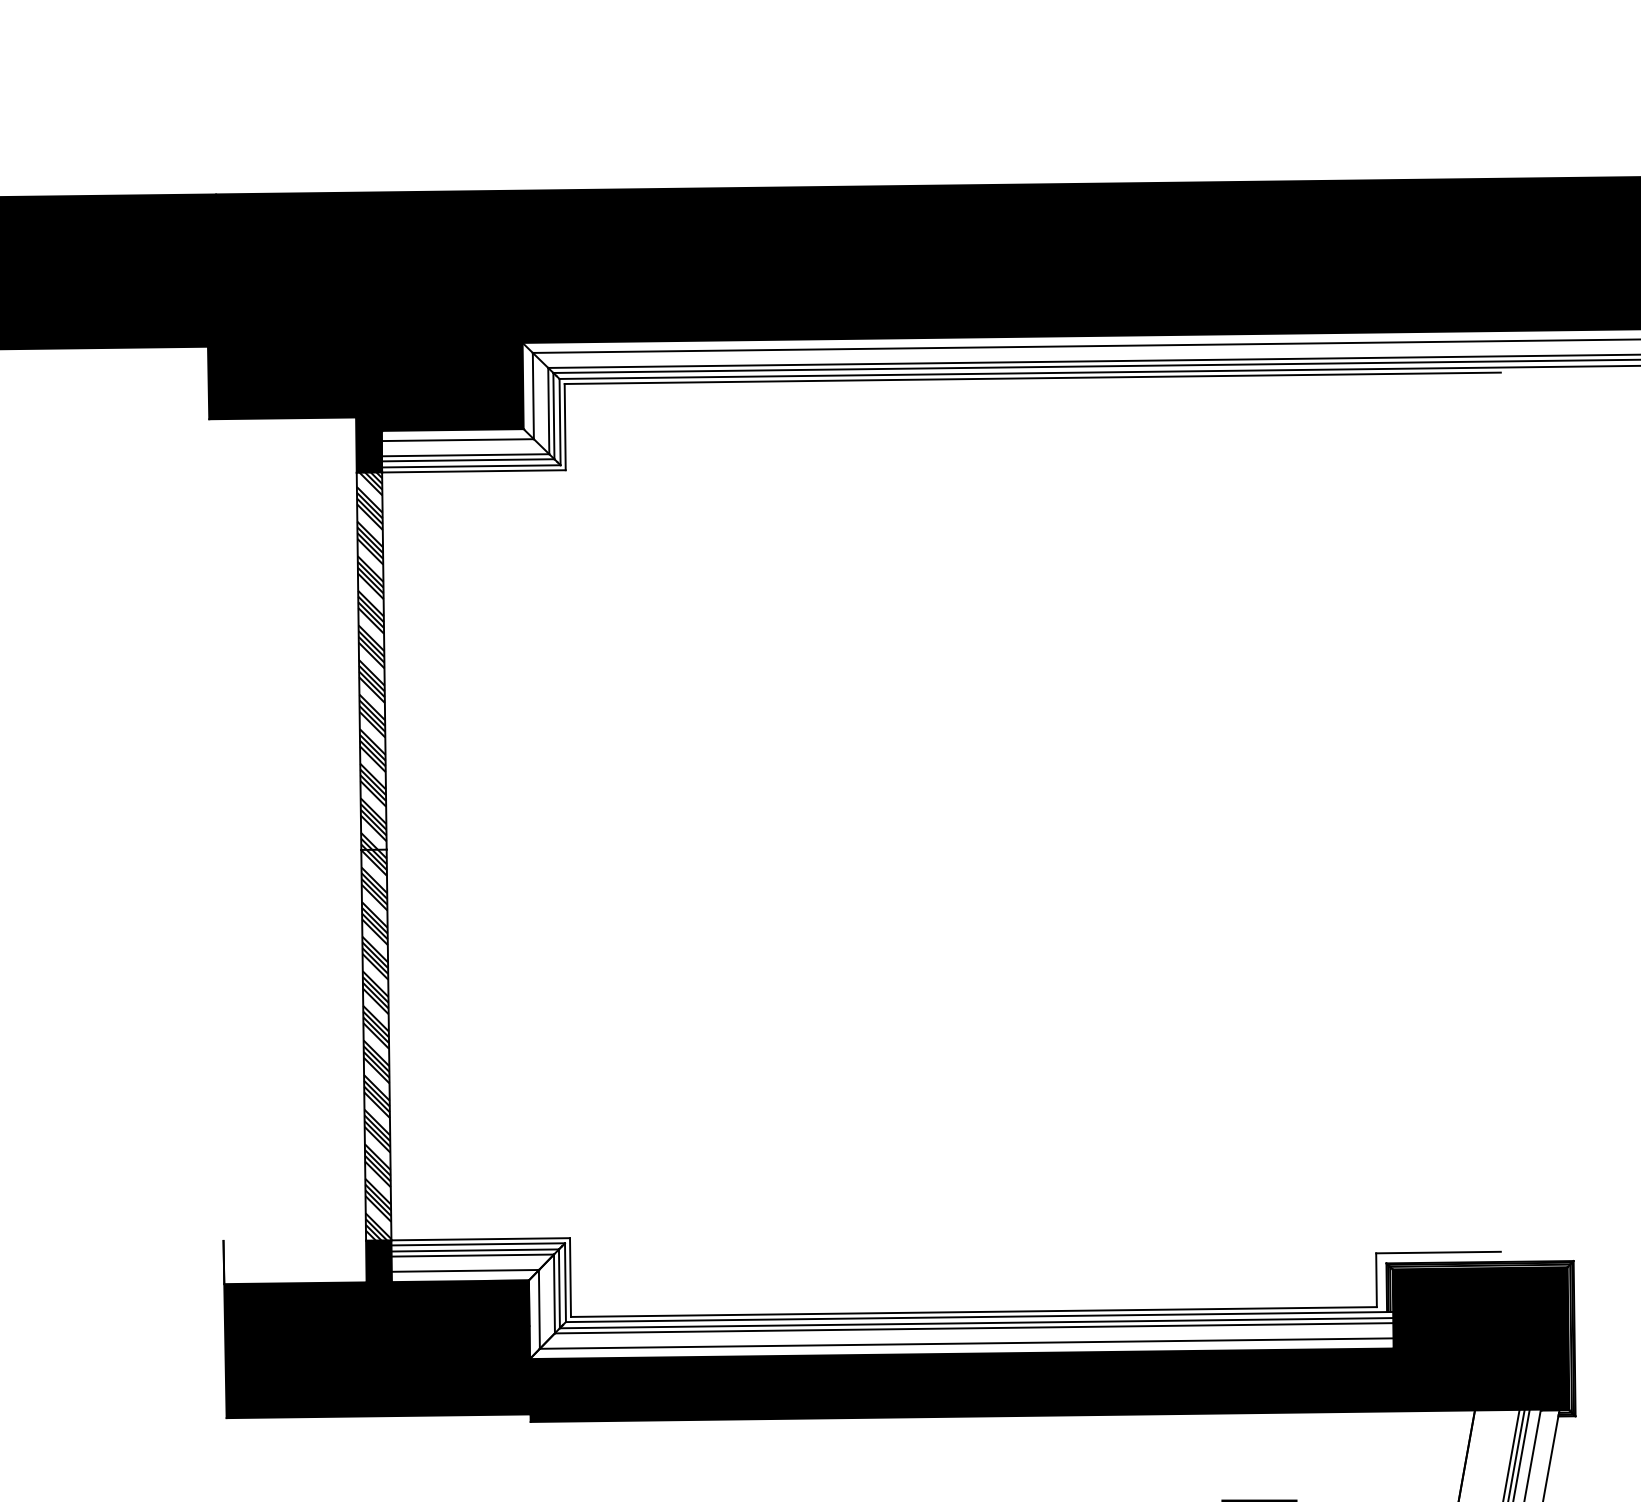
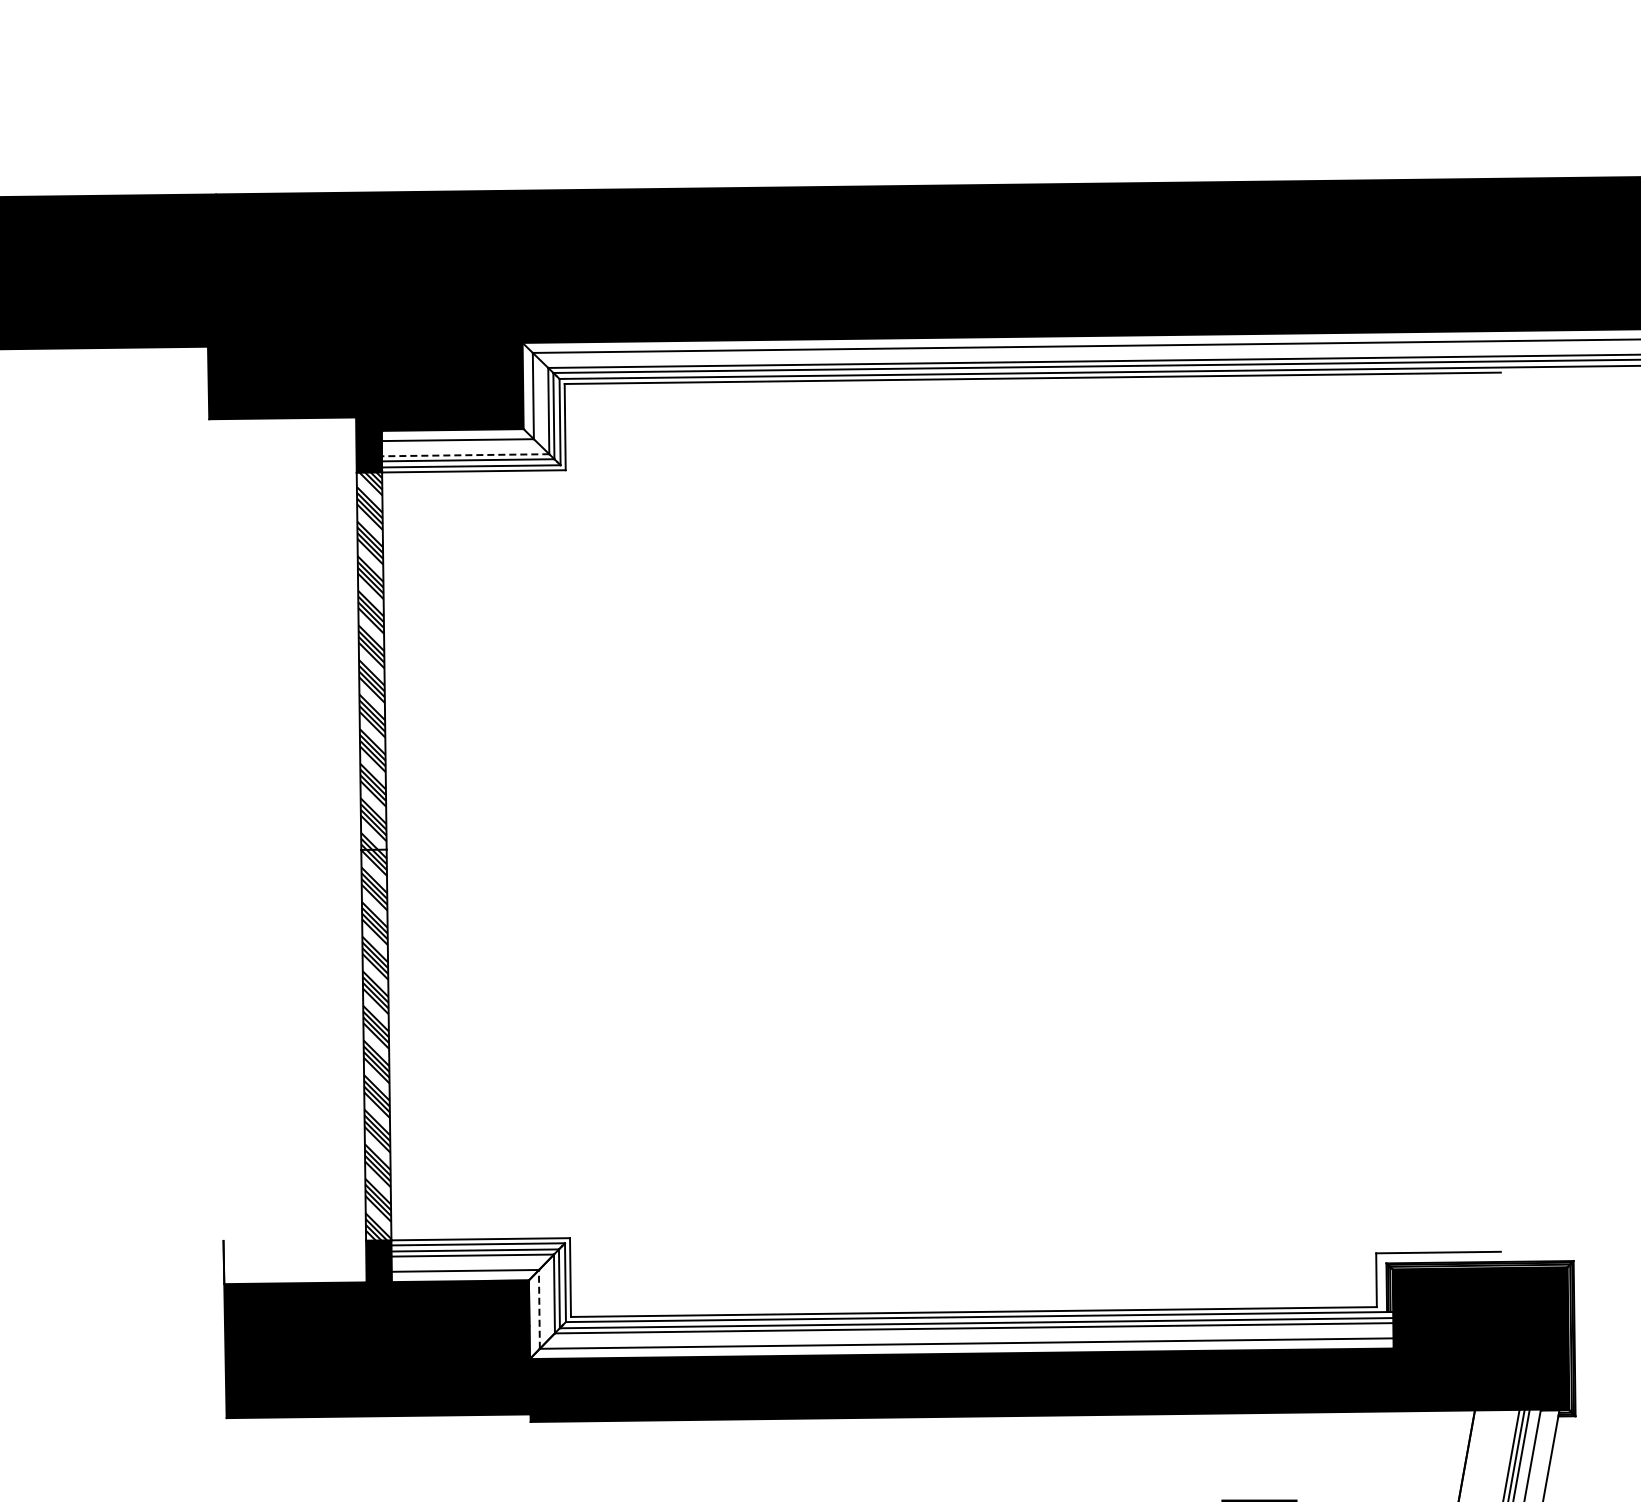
line: solid -> dashed (465, 455)
line: solid -> dashed (539, 1308)
